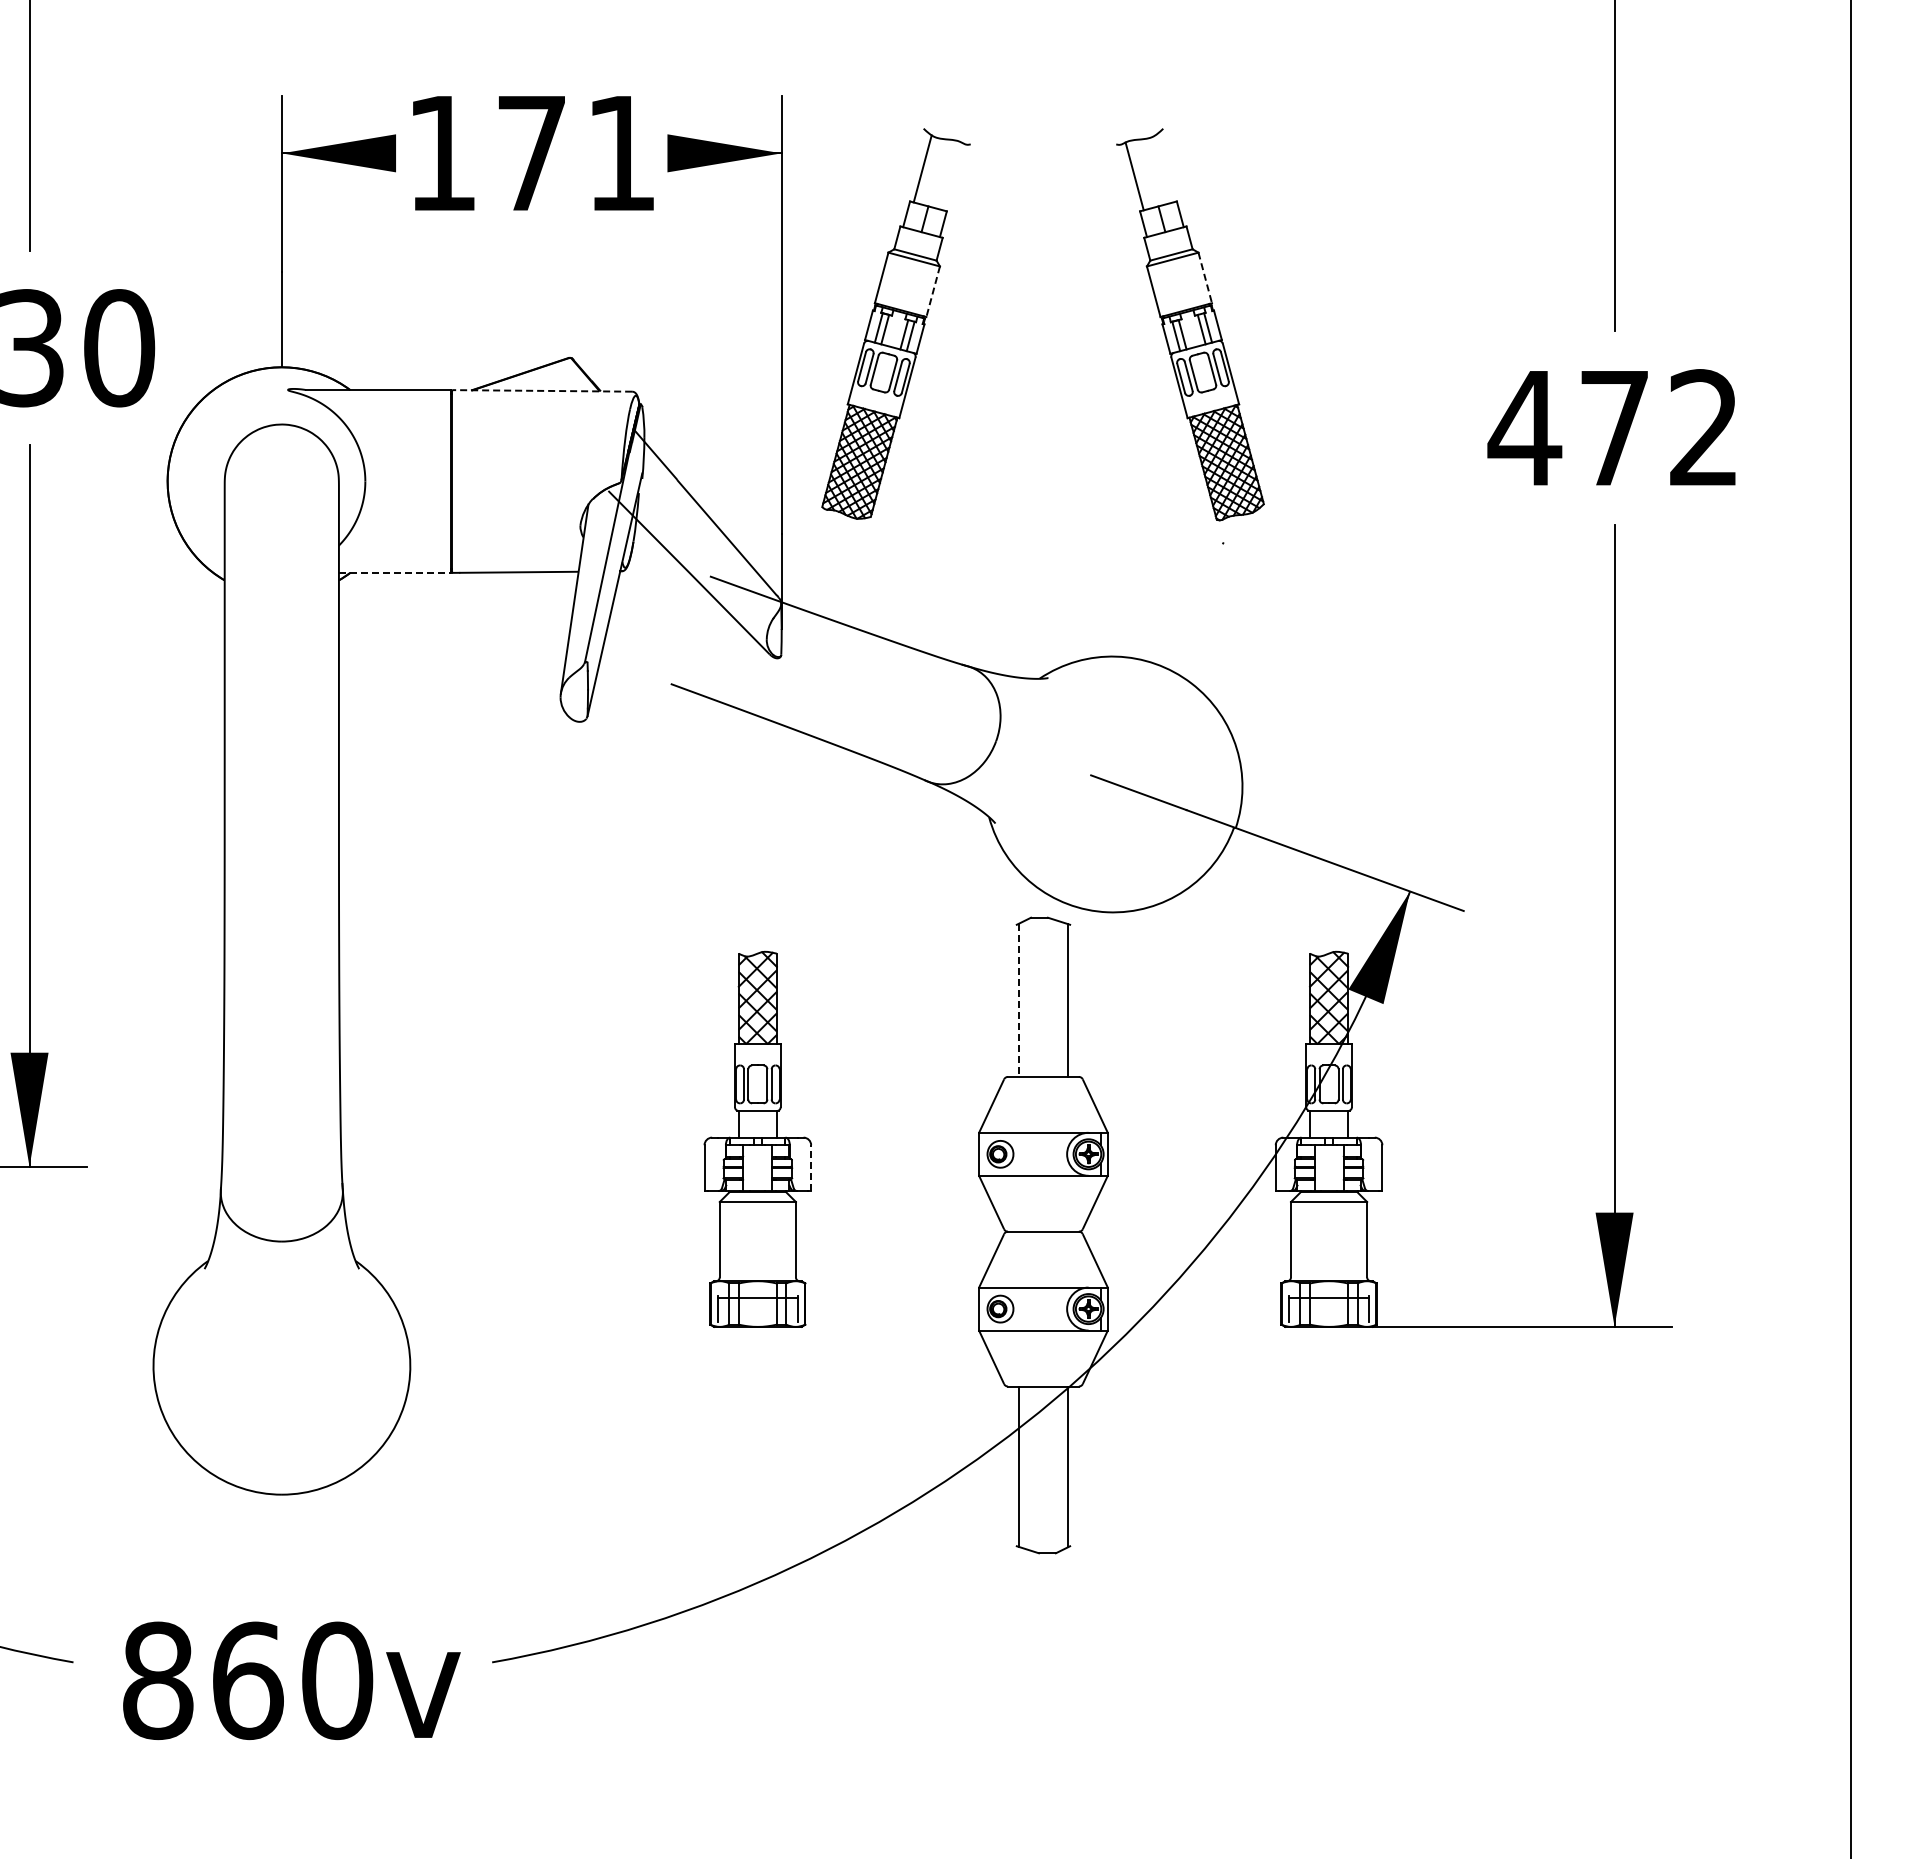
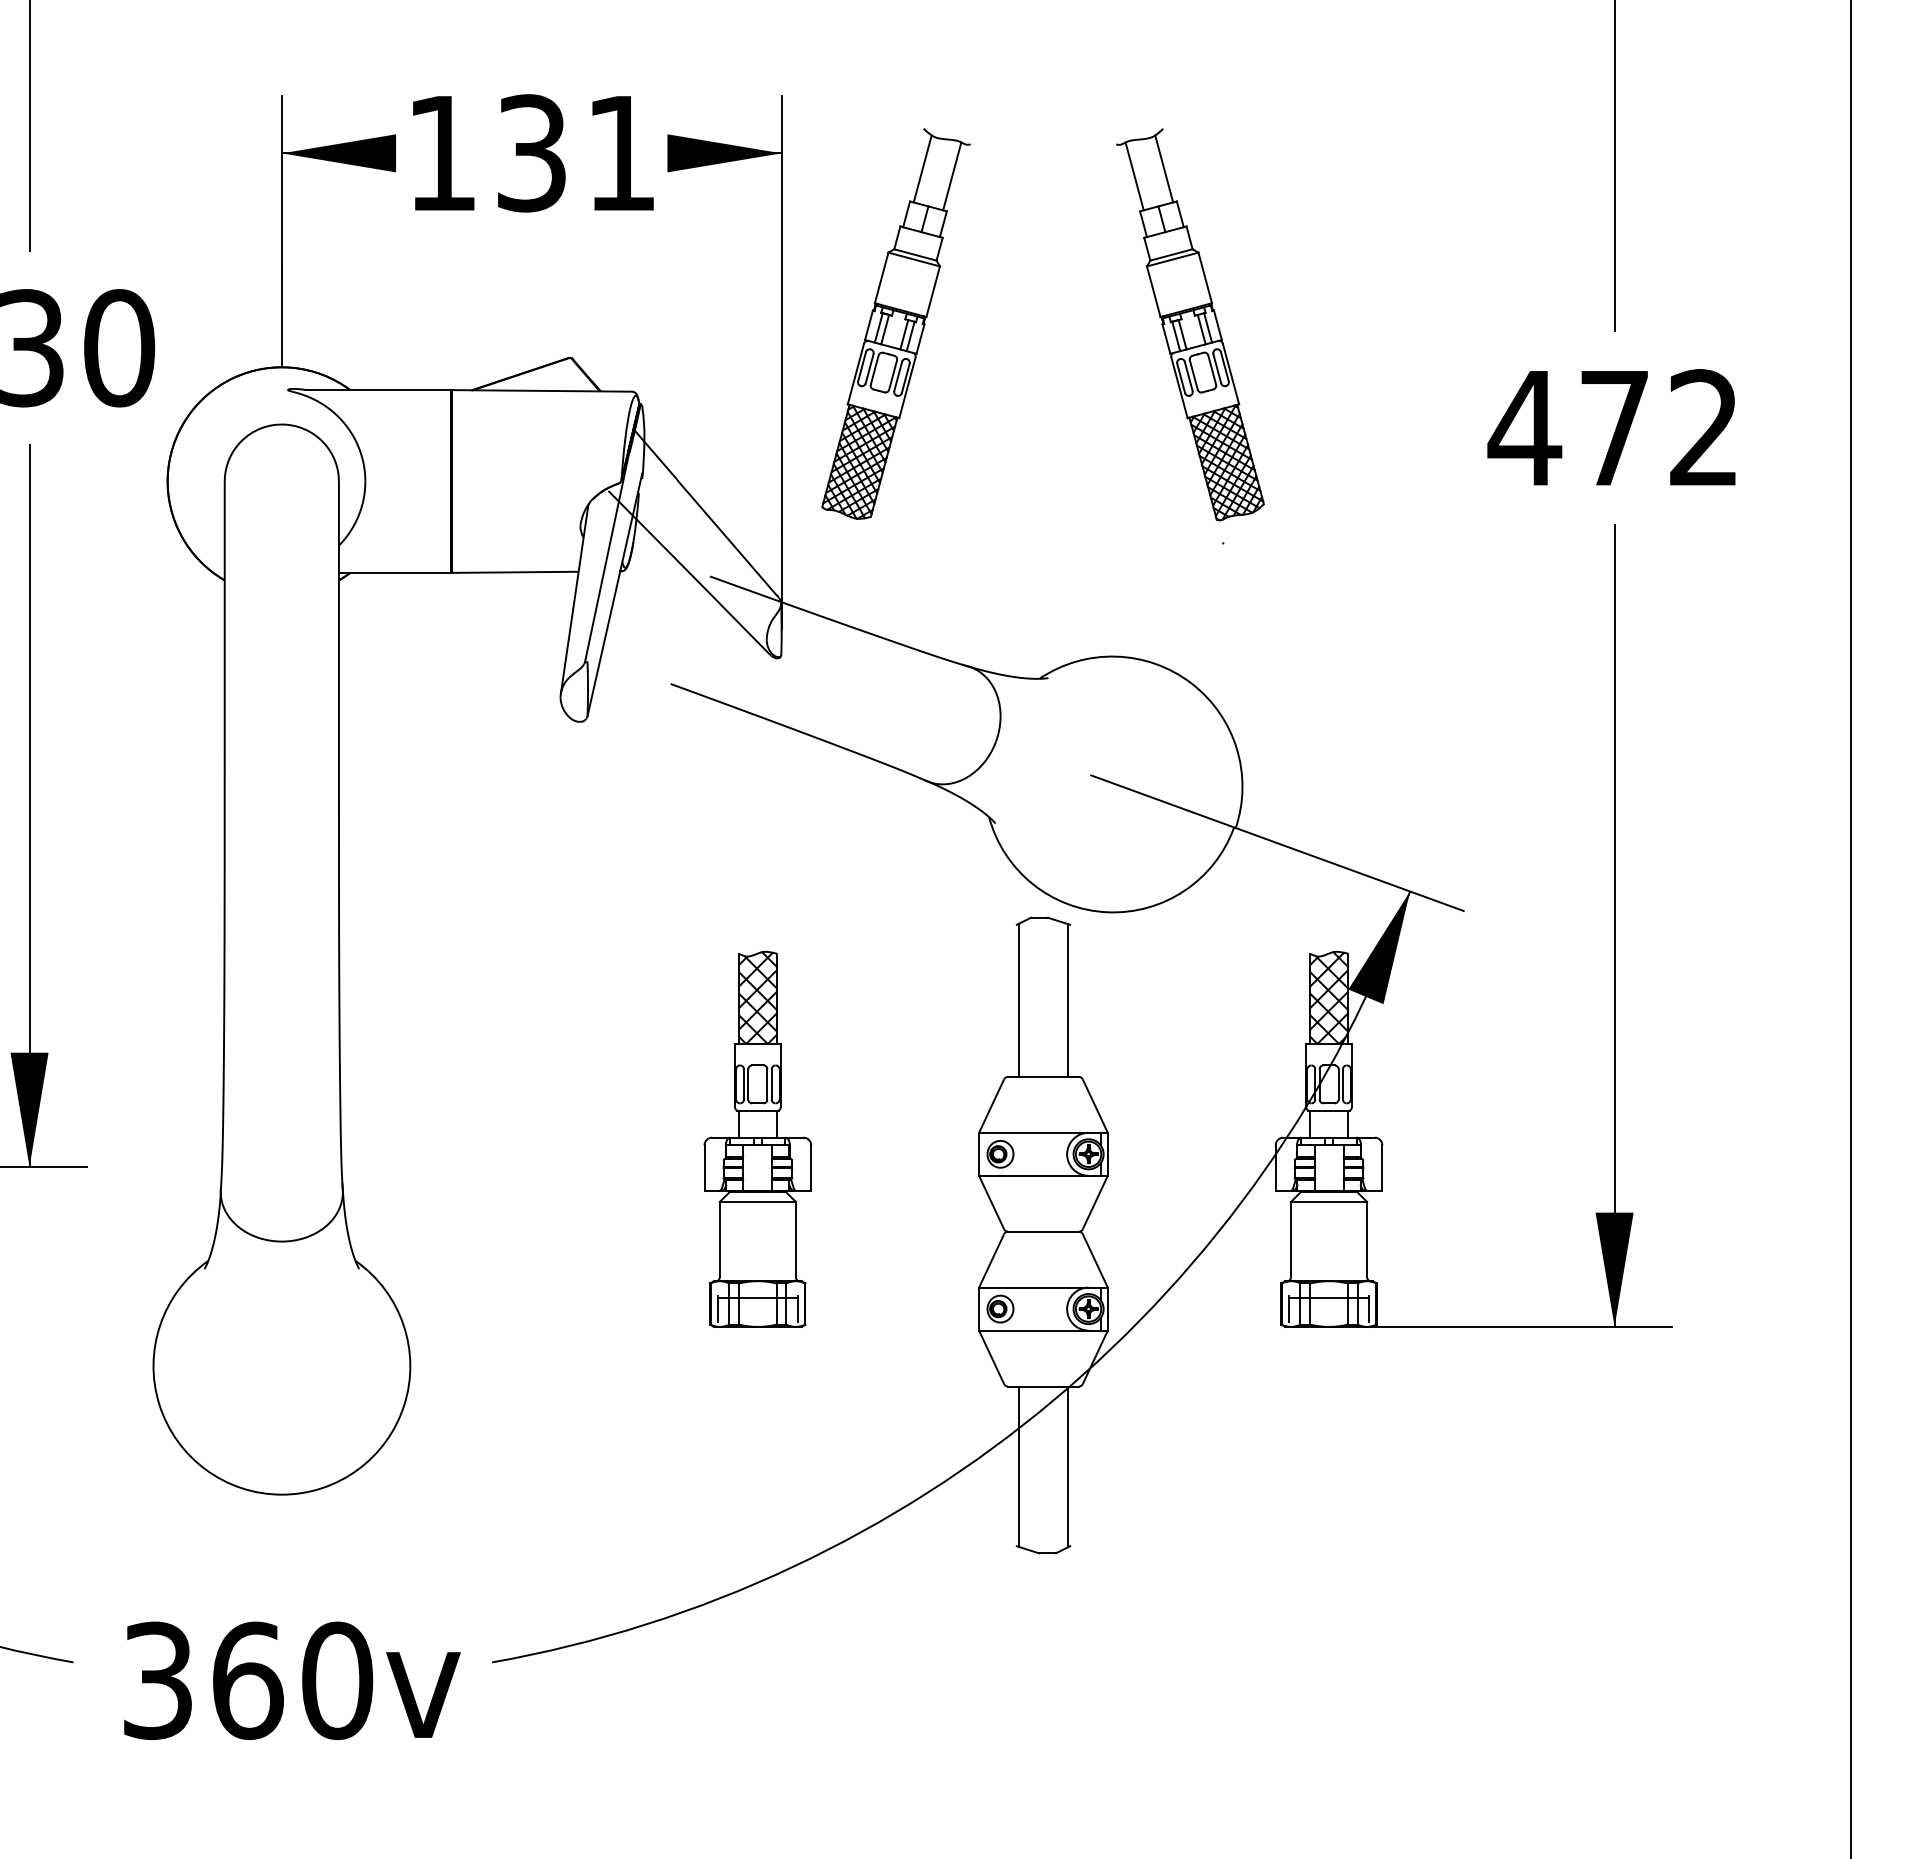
text: 171 -> 131 (531, 153)
line: none -> present (1164, 168)
line: none -> present (952, 176)
line: dashed -> solid (1205, 278)
line: dashed -> solid (933, 292)
line: dashed -> solid (542, 390)
line: dashed -> solid (395, 572)
line: dashed -> solid (1018, 1000)
line: dashed -> solid (811, 1168)
text: 860 -> 360 (158, 1680)
